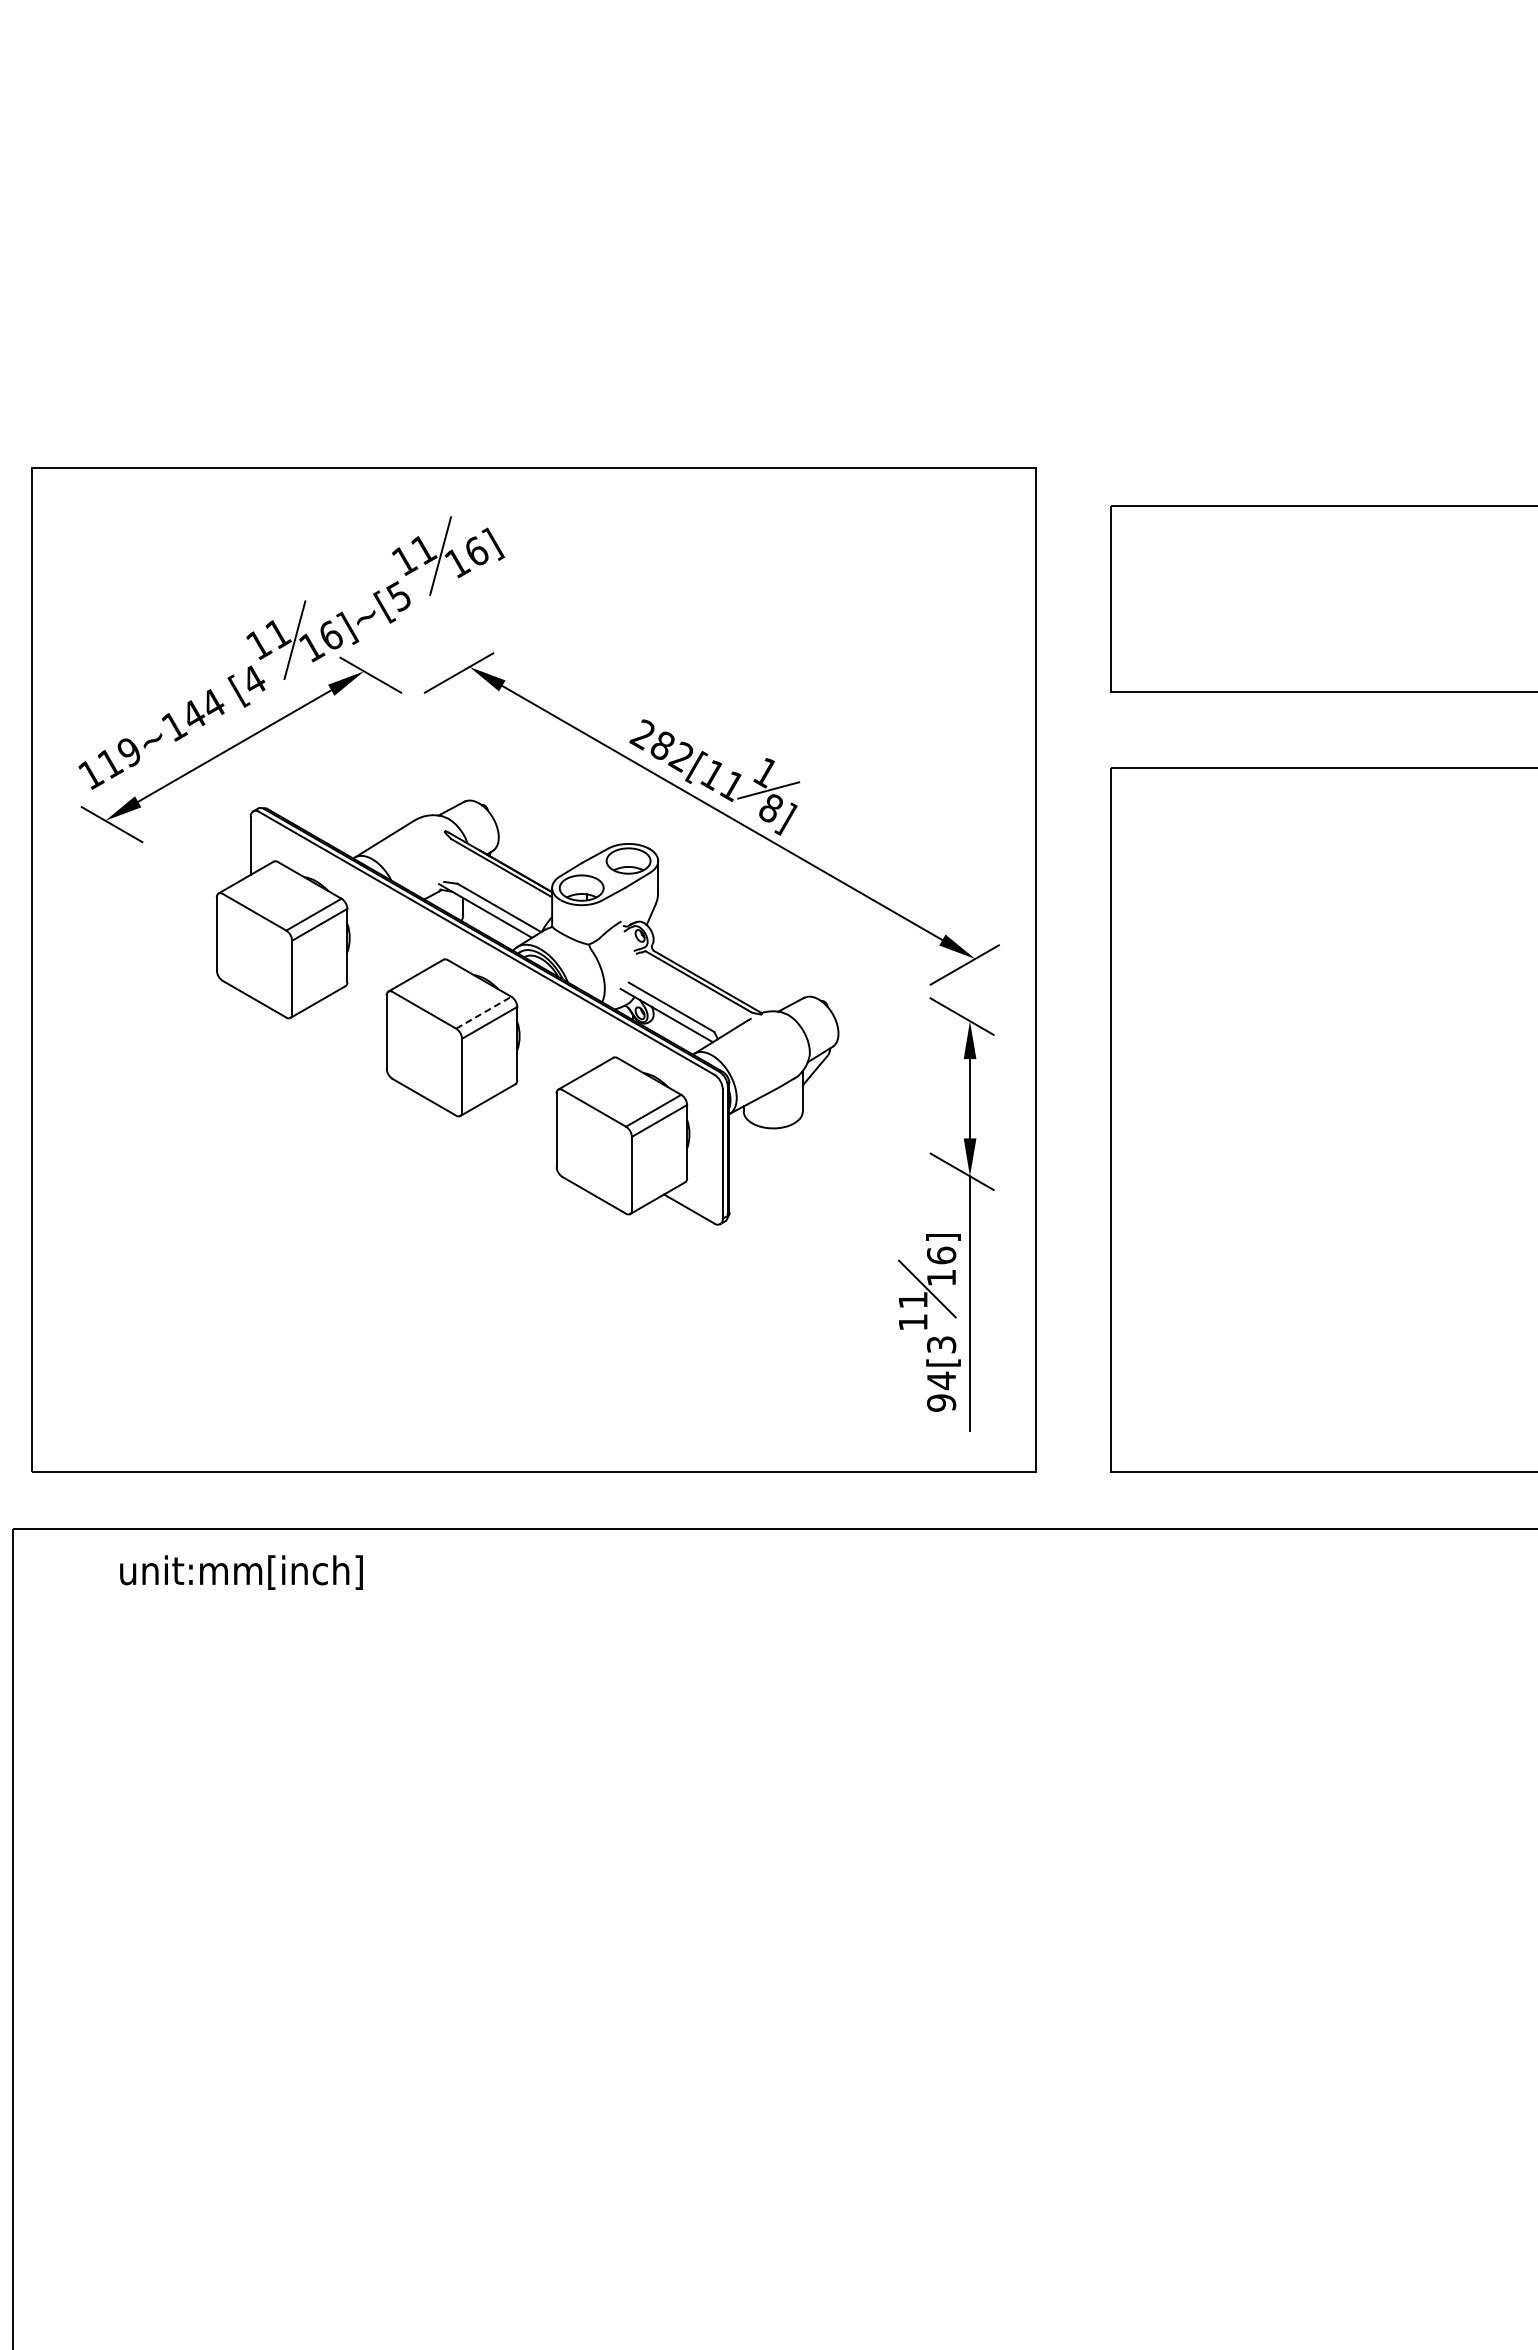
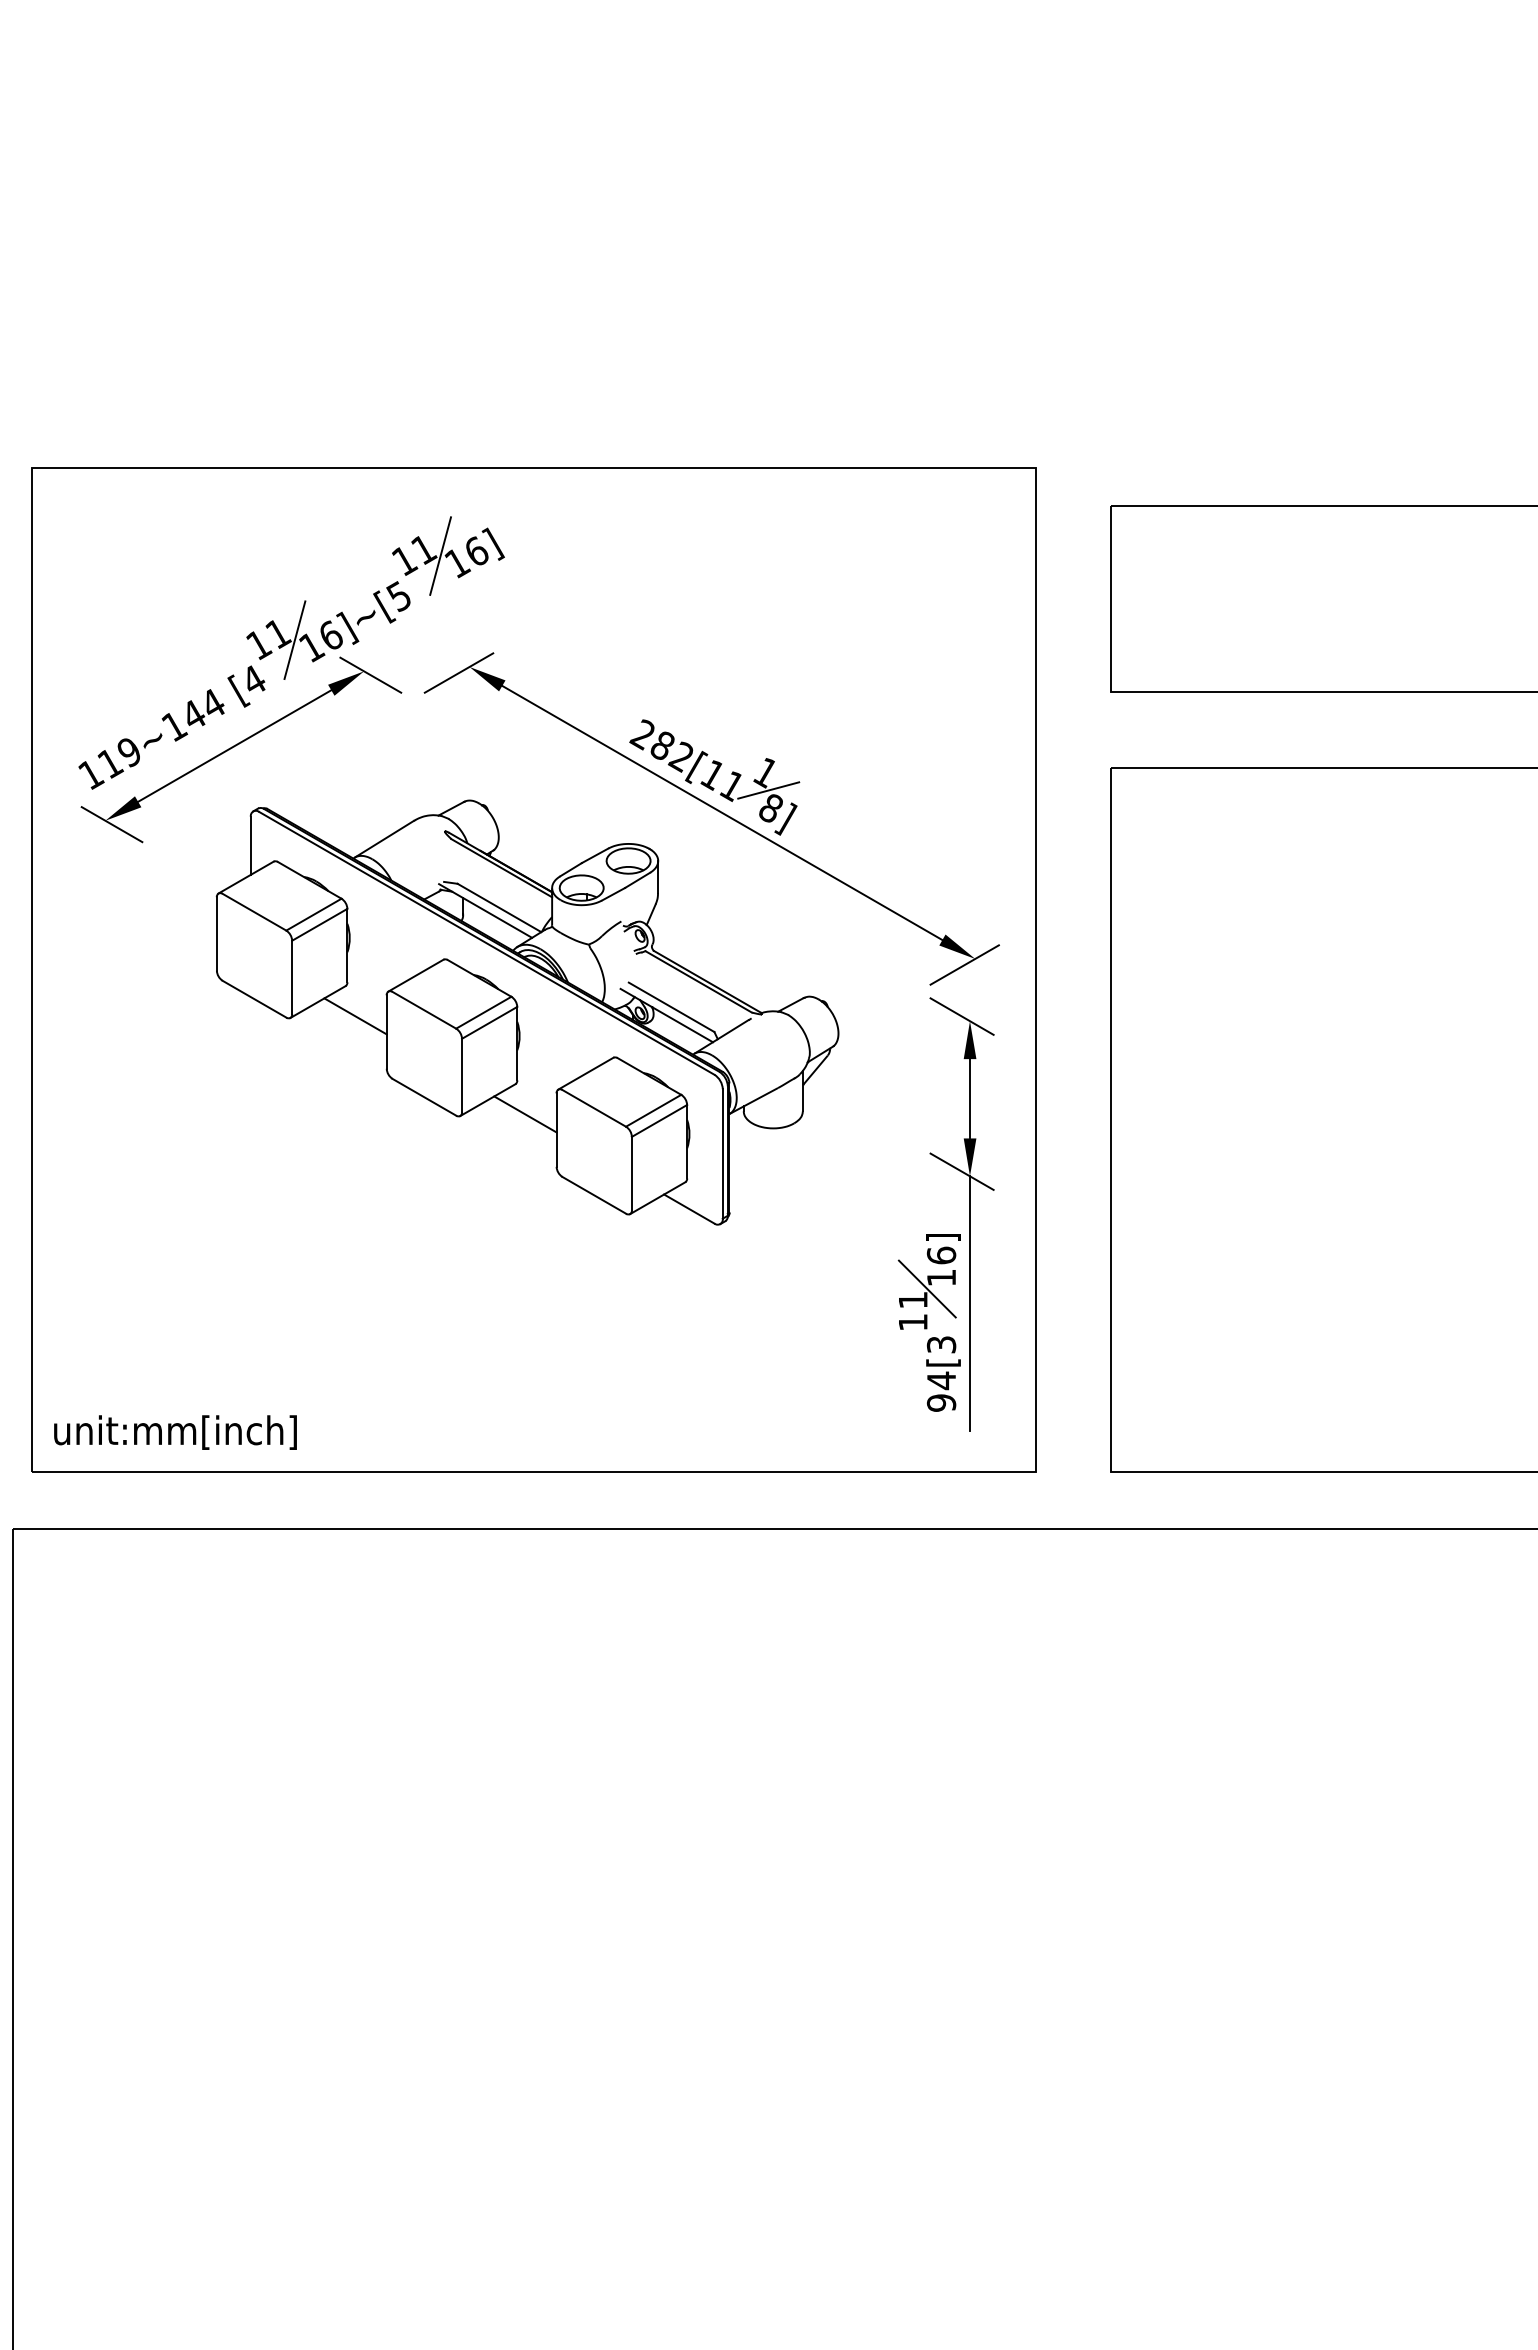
line: dashed -> solid (483, 1012)
line: none -> present (355, 1016)
line: none -> present (525, 1114)
text position: (241, 1572) -> (175, 1432) (175, 1432)
